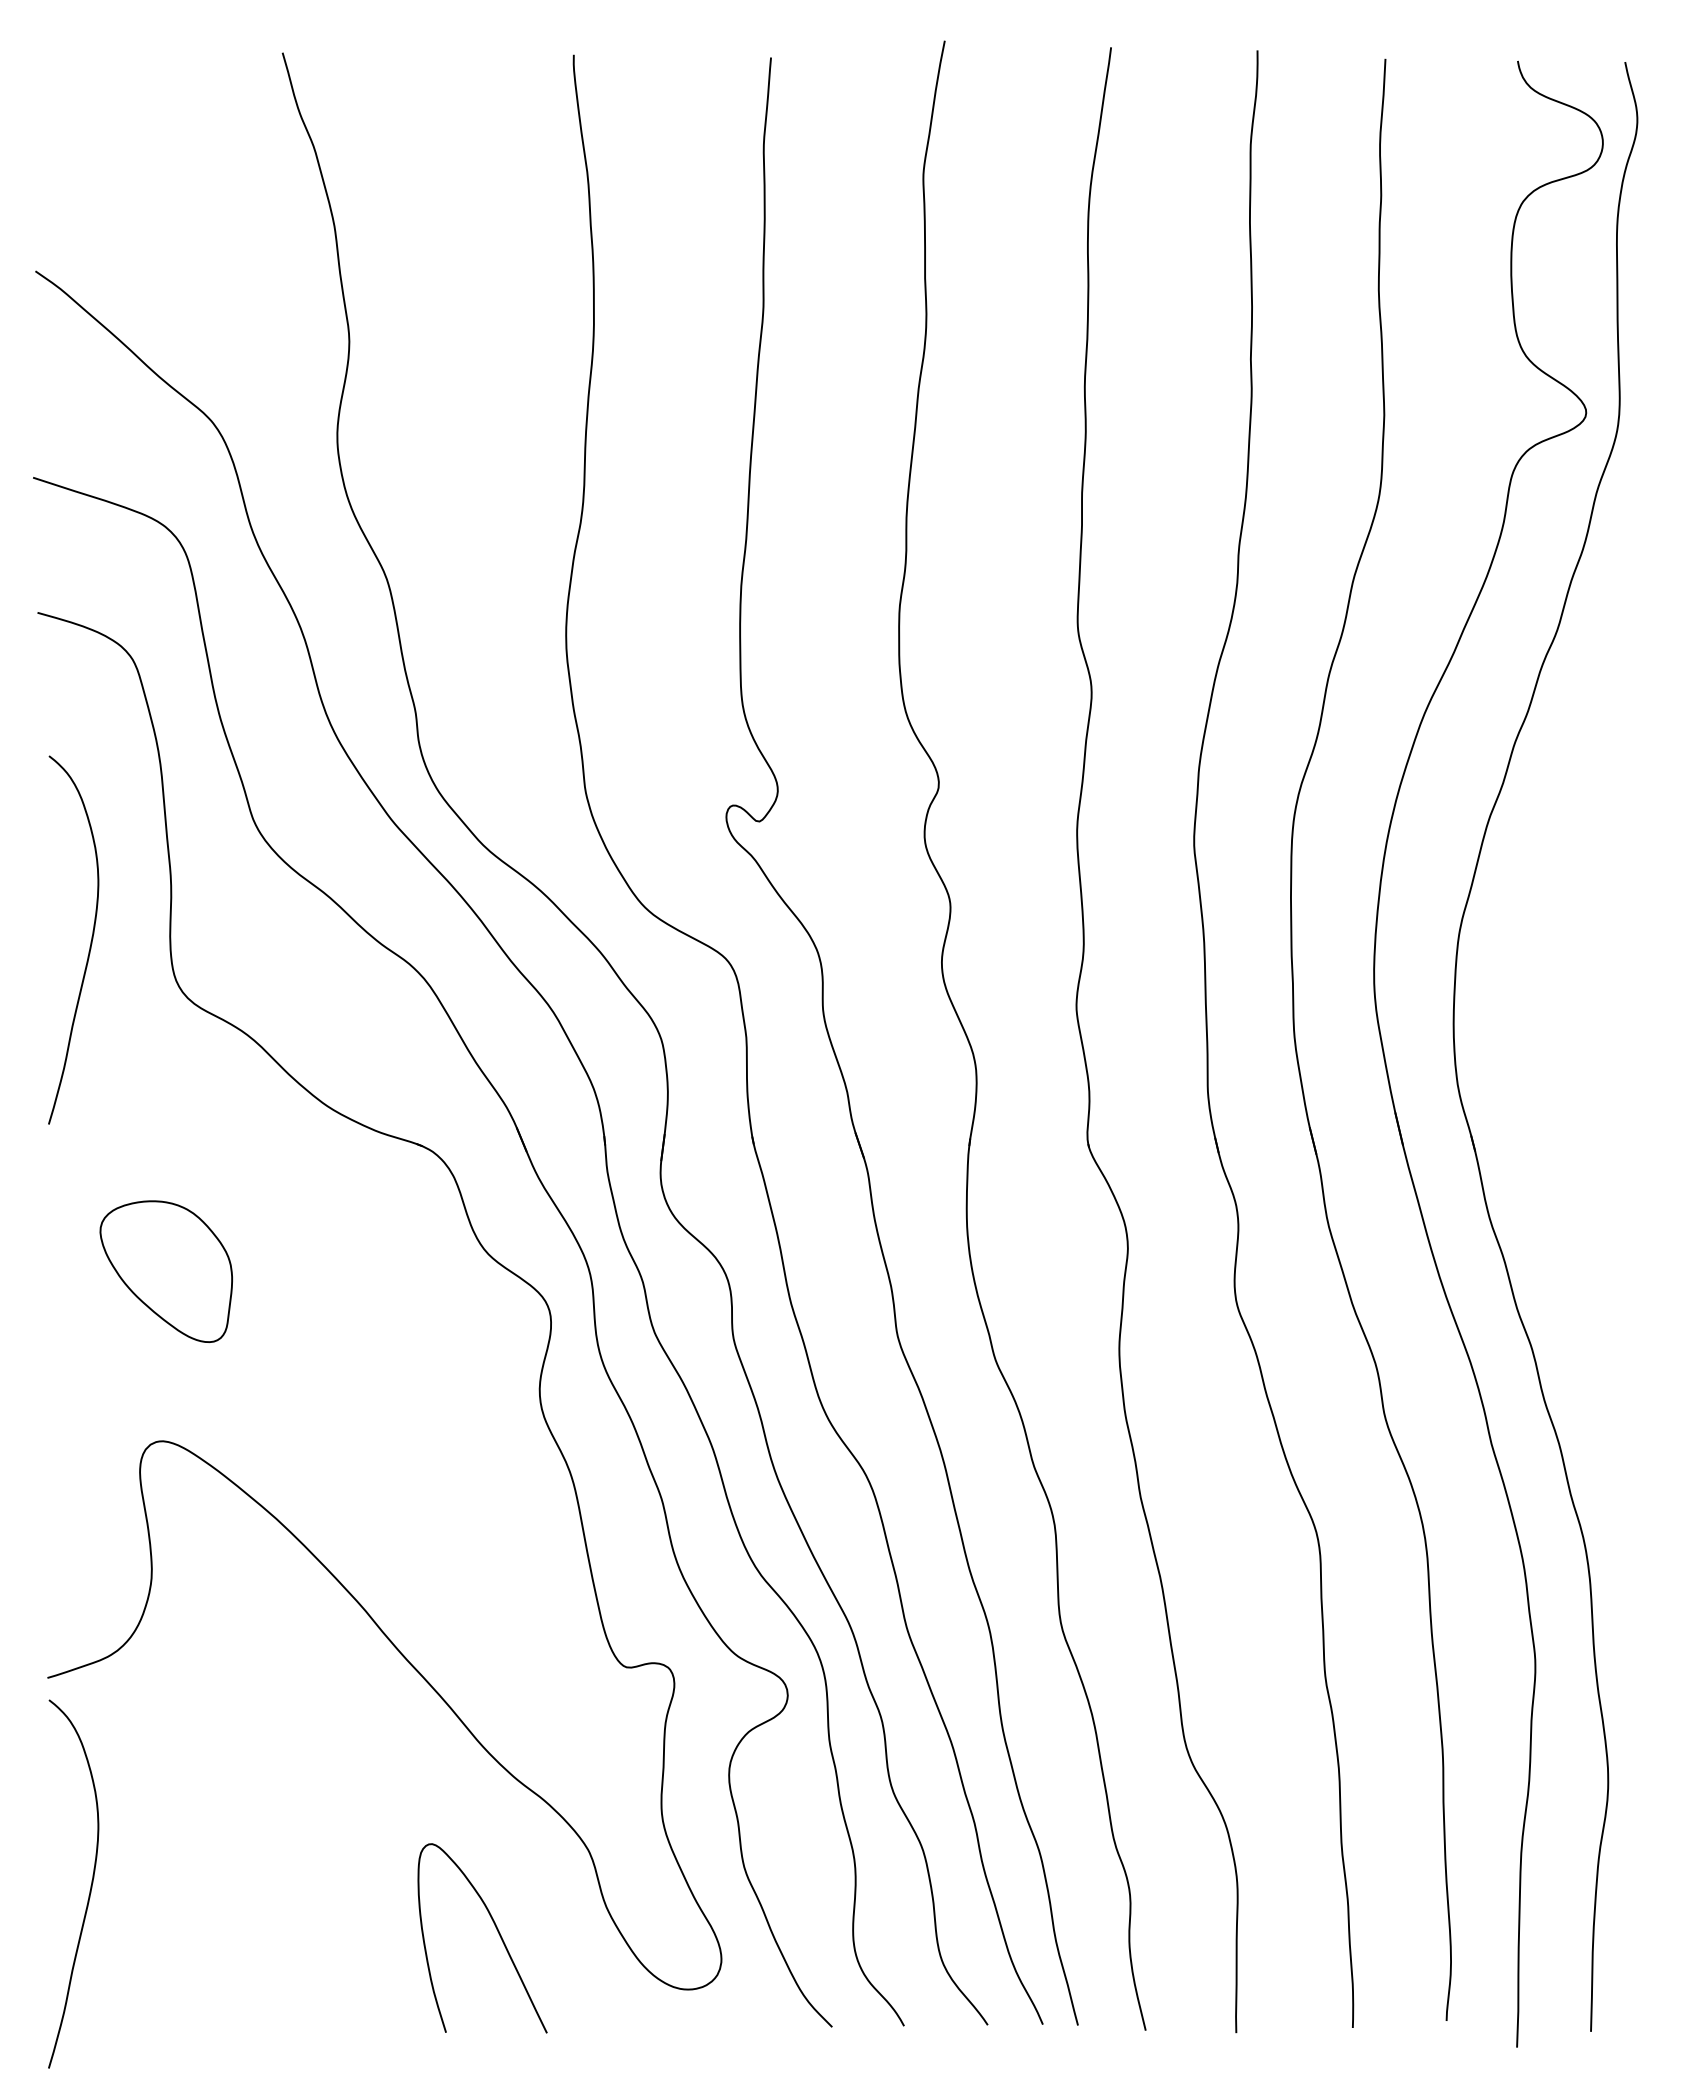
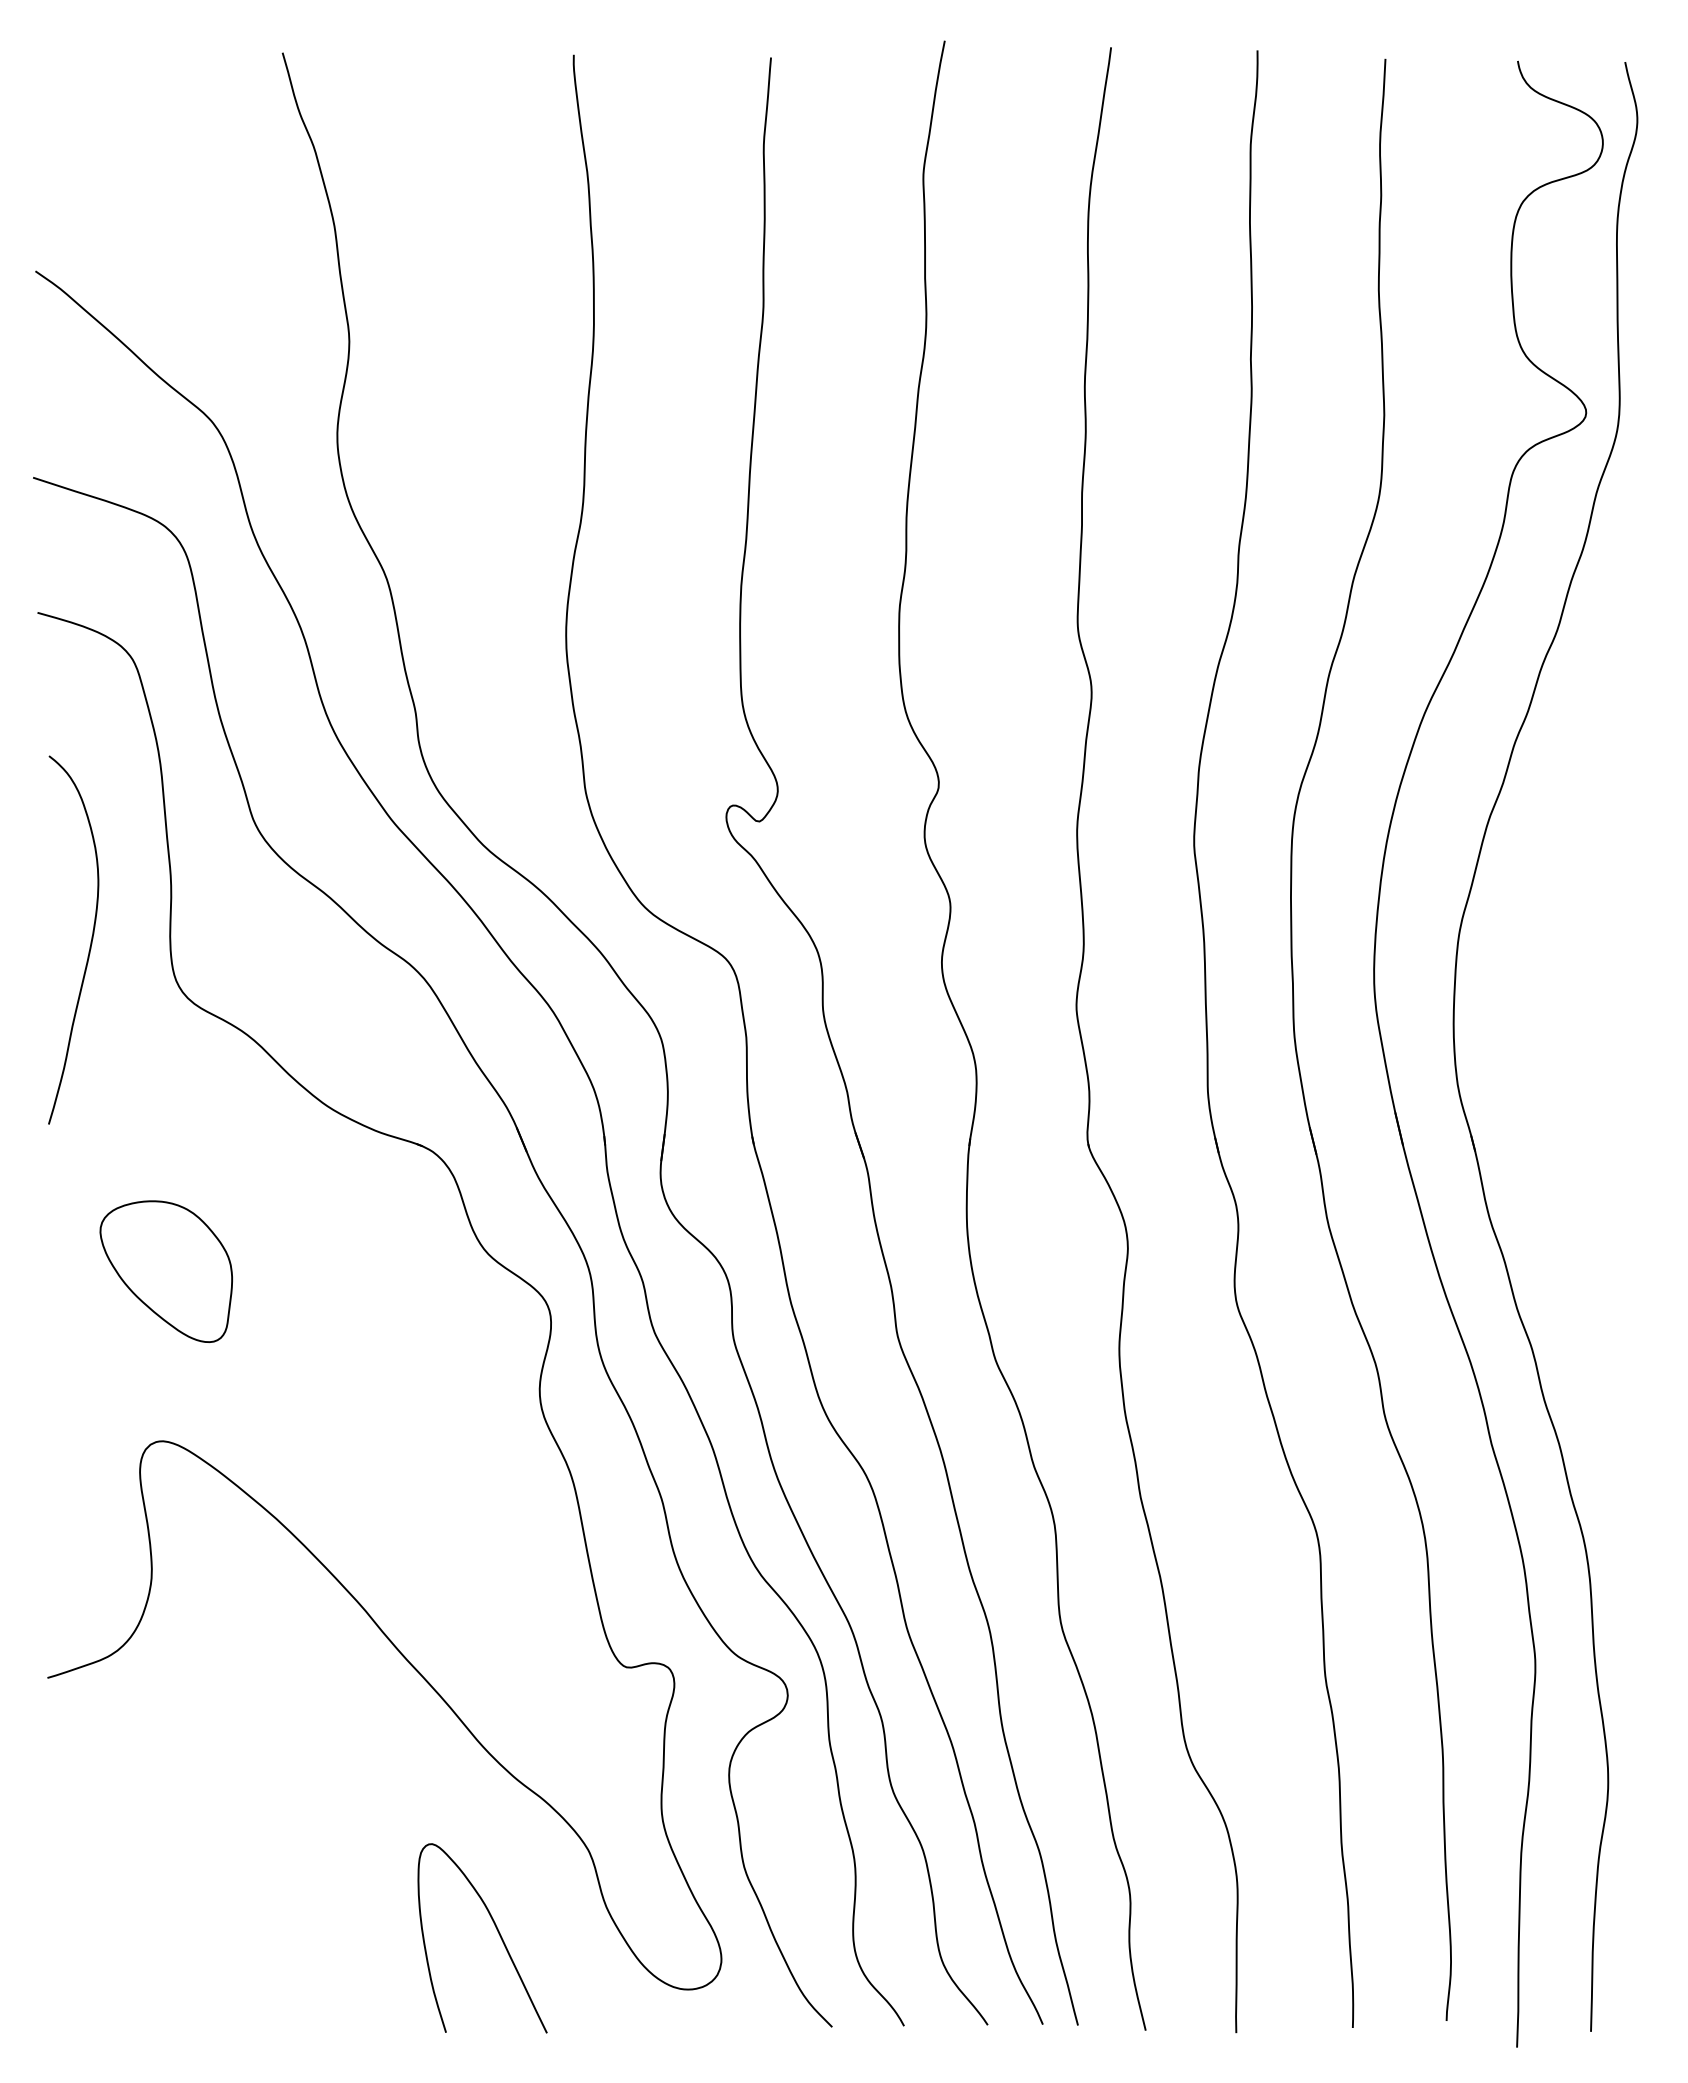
curve: present -> none (90, 1885)
